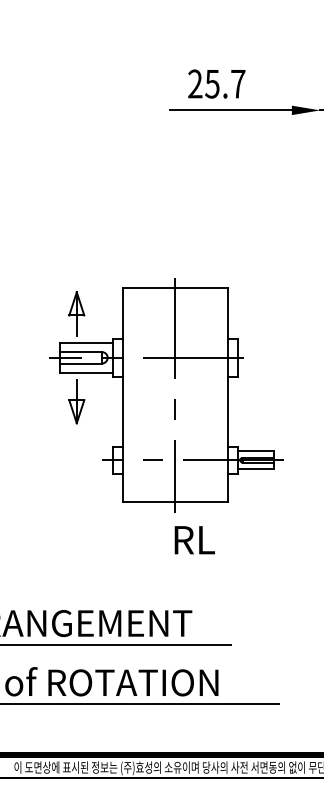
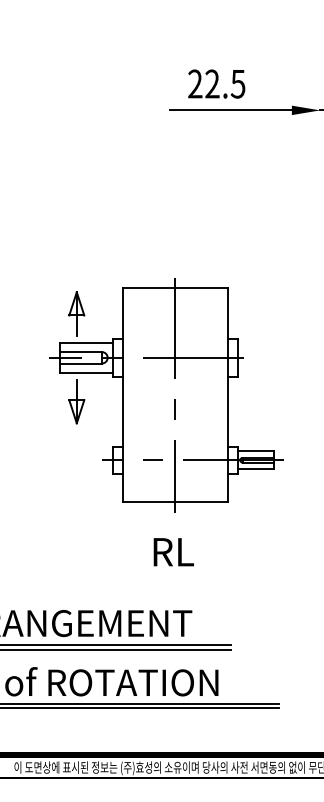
text: 25.7 -> 22.5 (225, 83)
text position: (194, 540) -> (173, 552) (173, 552)
line: none -> present (116, 649)
line: none -> present (140, 708)
